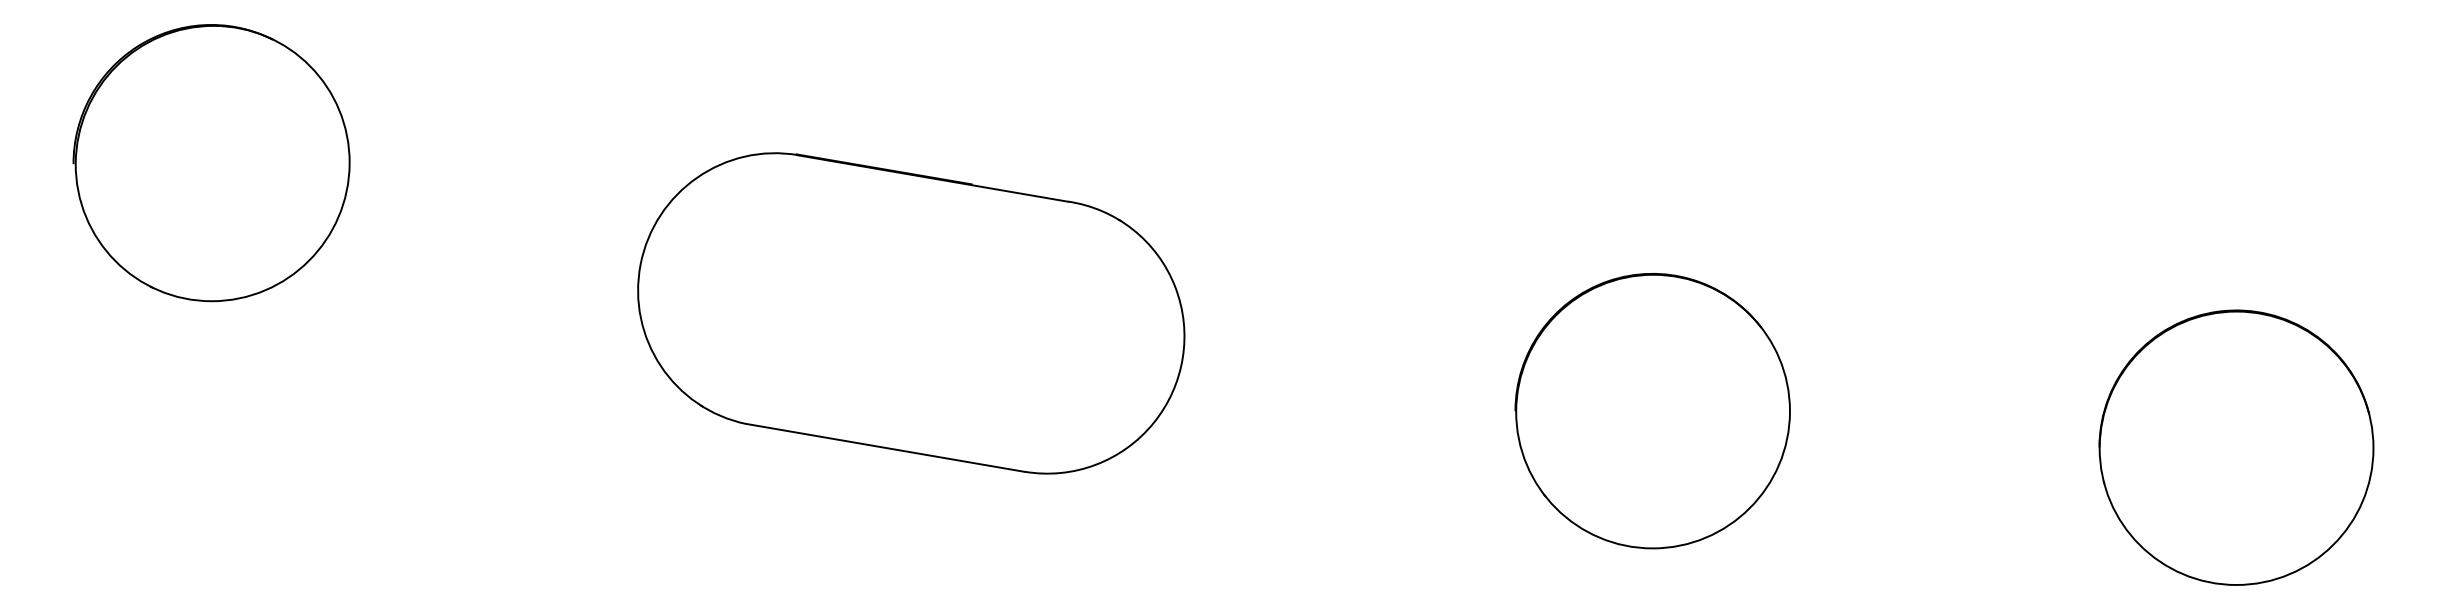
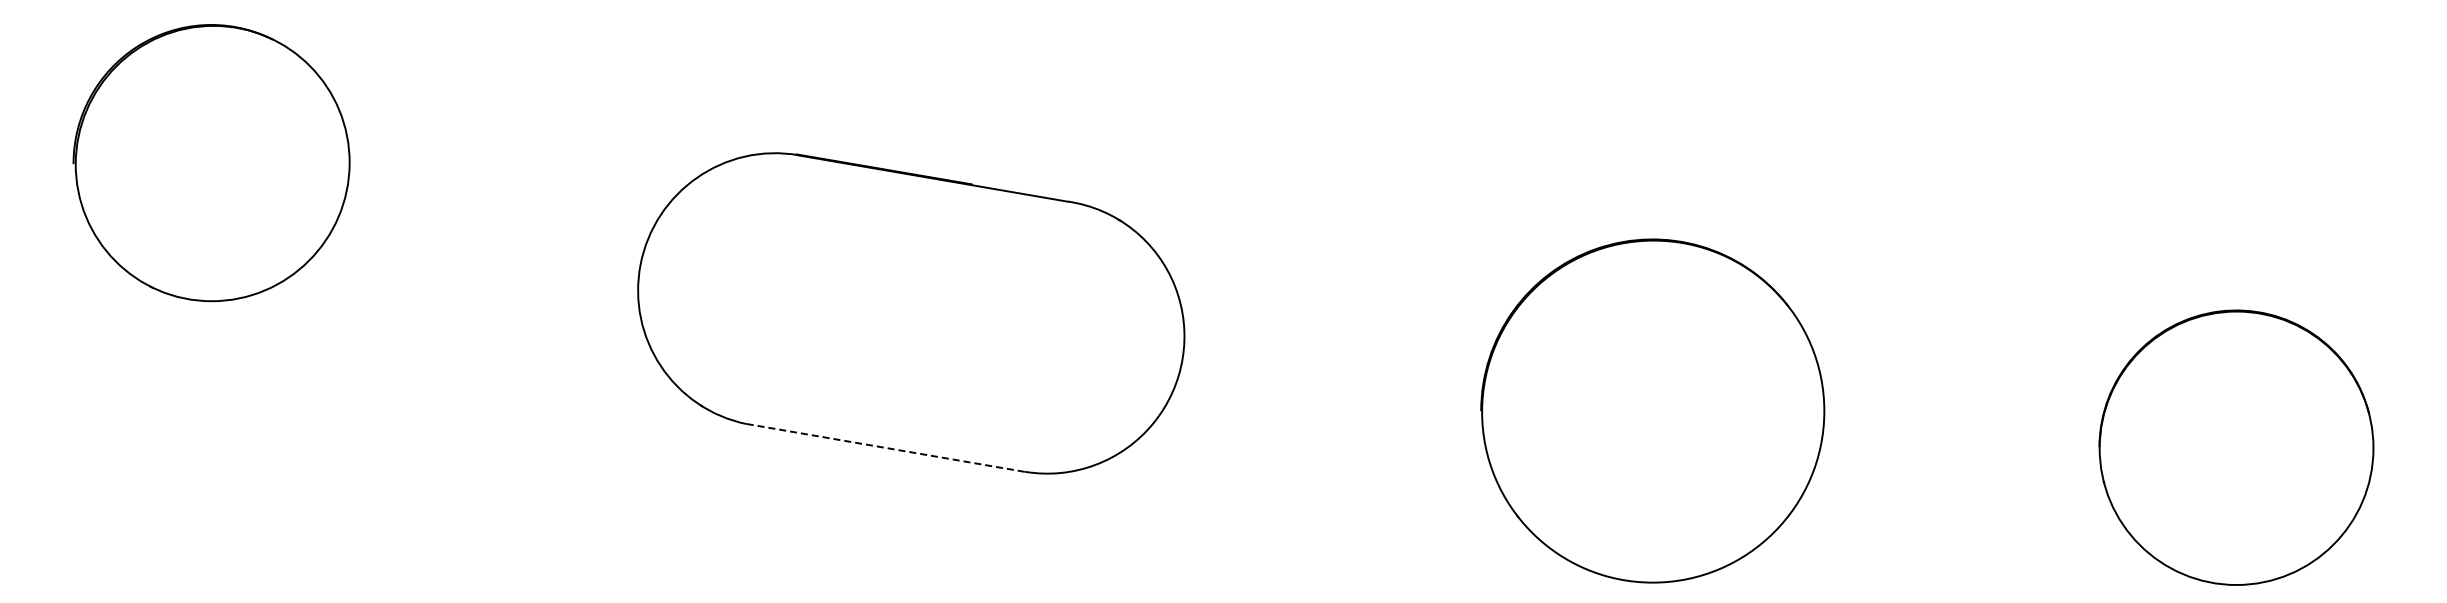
part size: 277x277 px -> 346x346 px (1652, 410)
line: solid -> dashed (885, 447)
